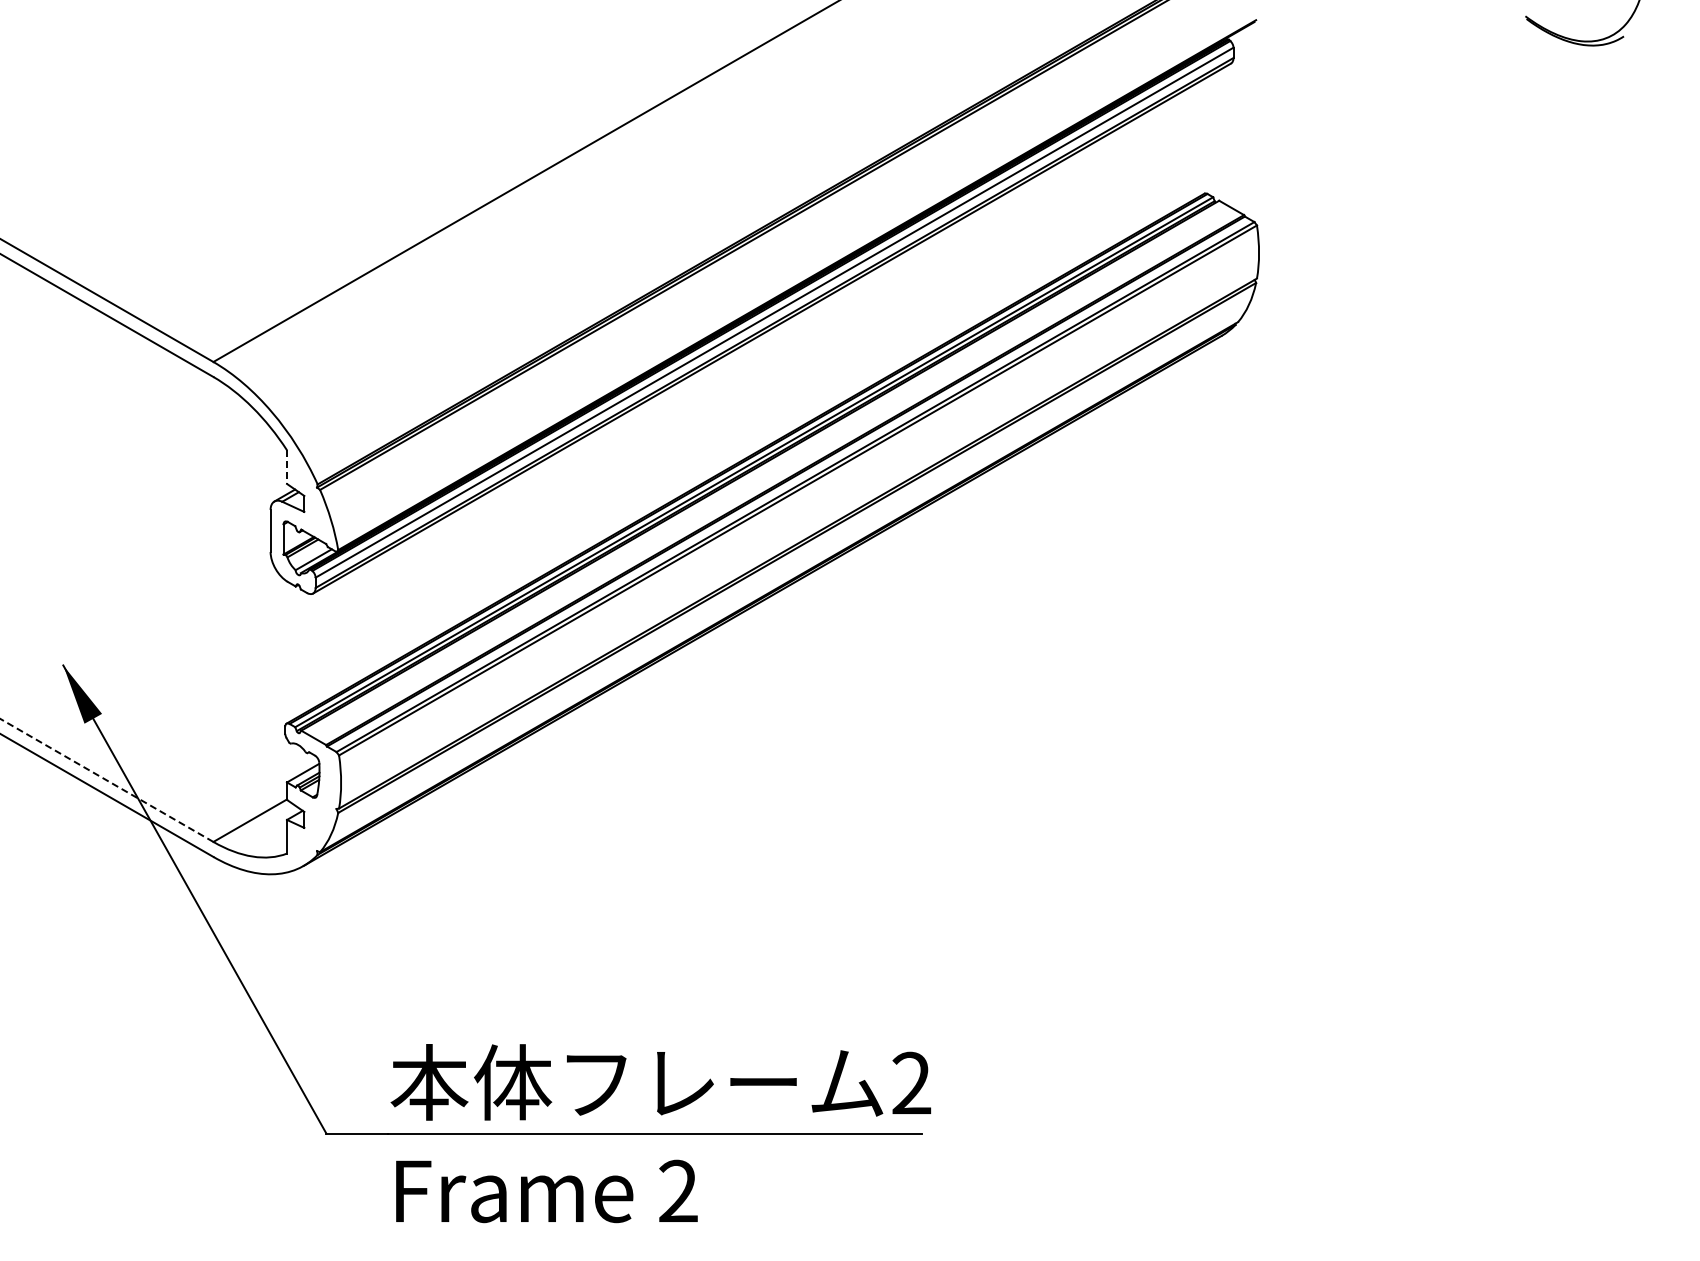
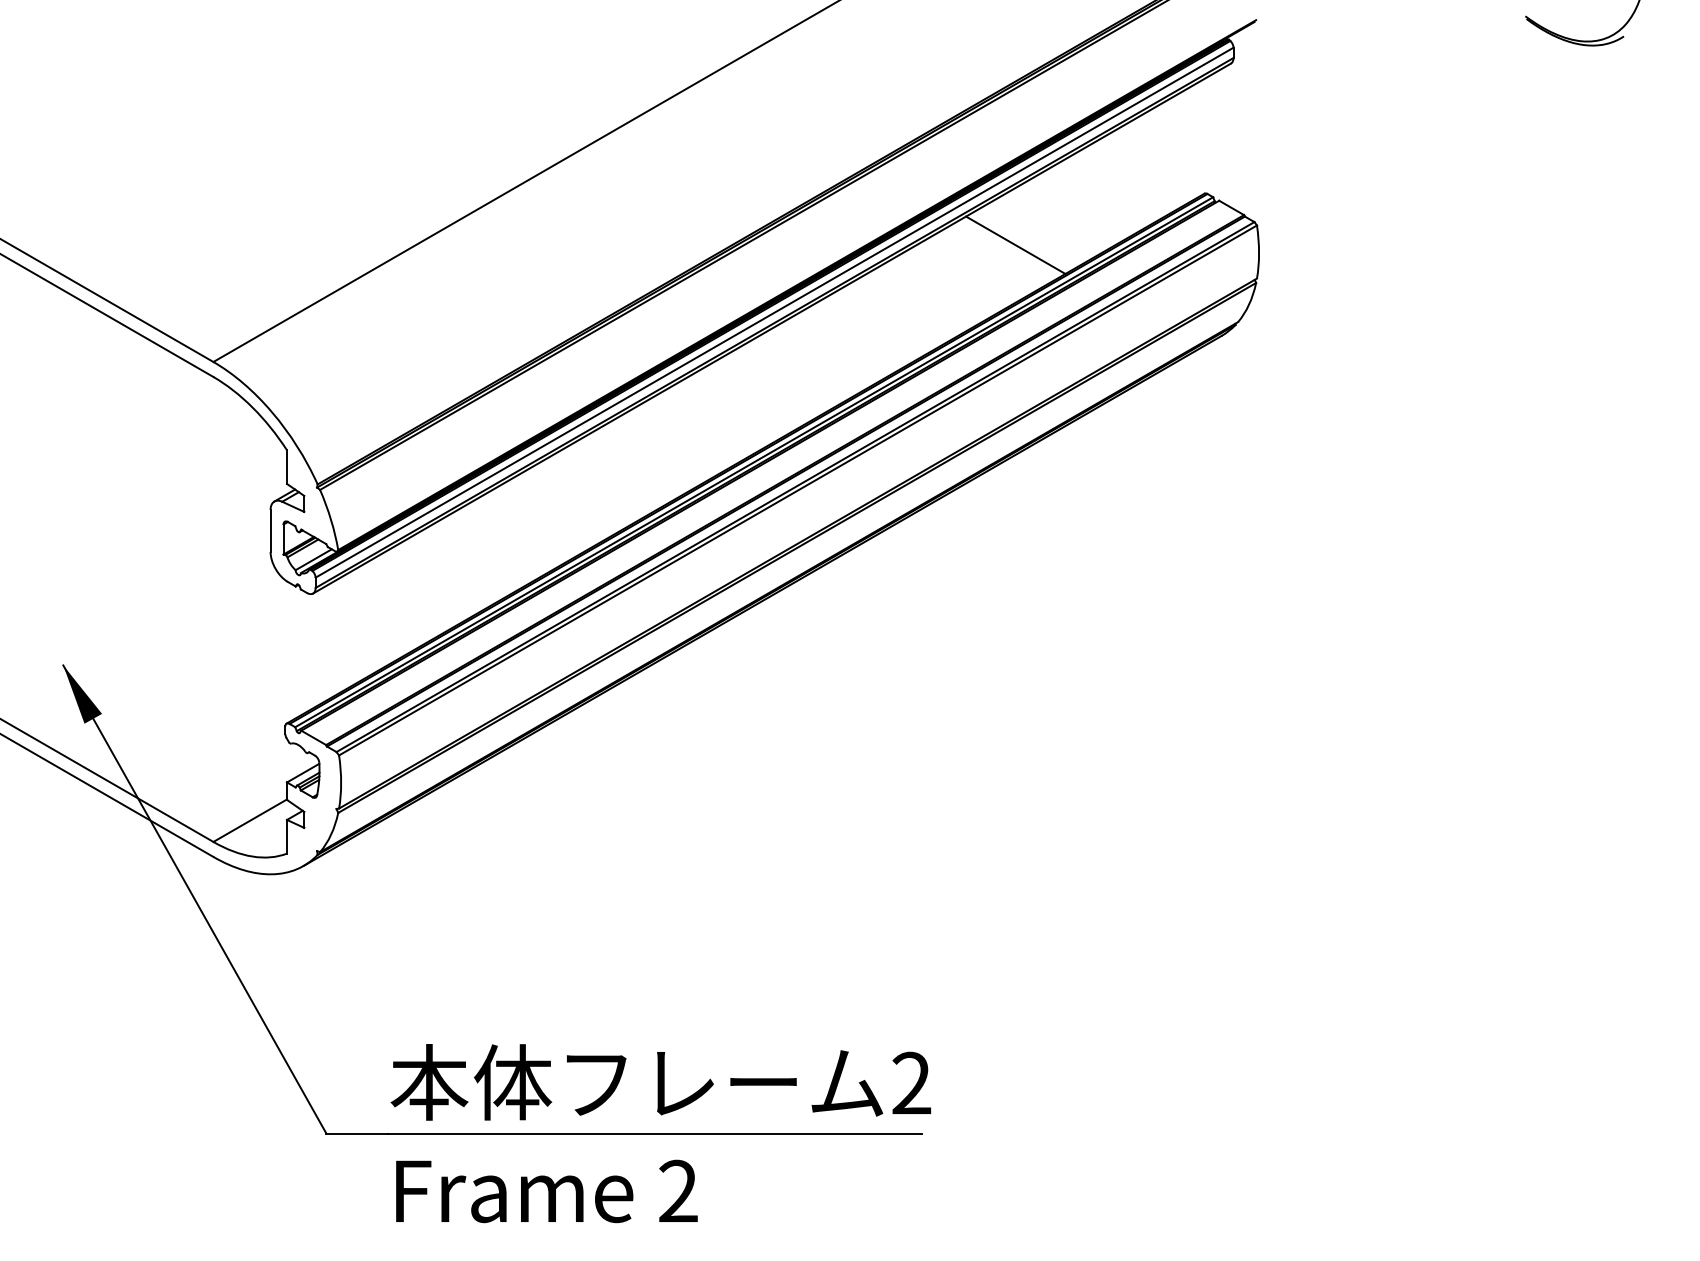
line: none -> present (1015, 244)
line: dashed -> solid (287, 467)
line: dashed -> solid (106, 780)
